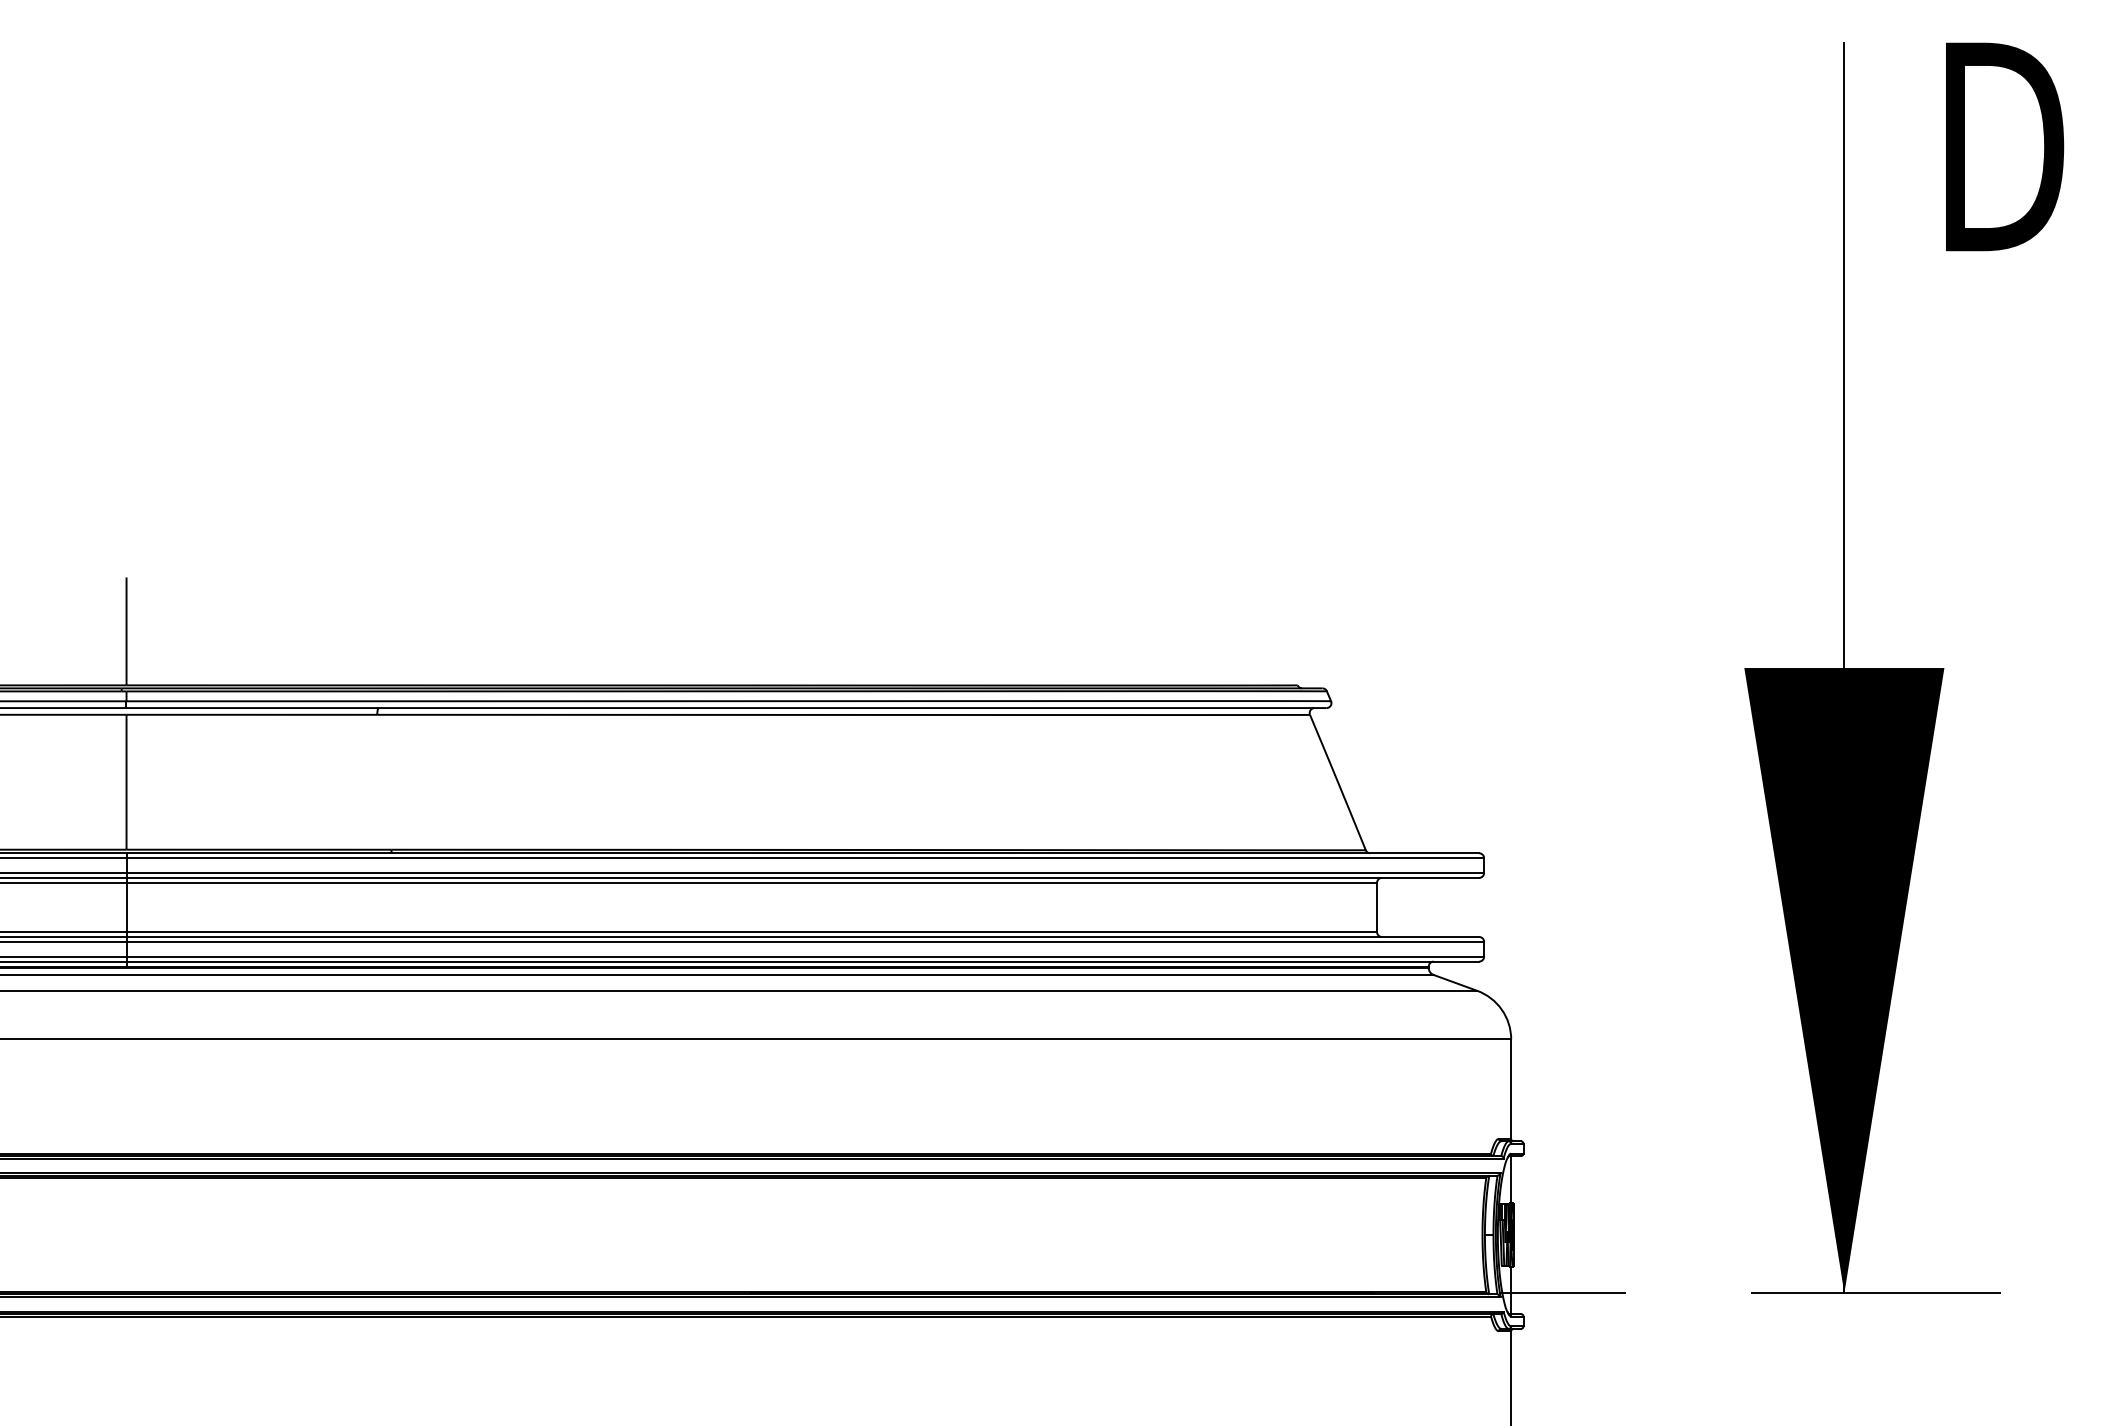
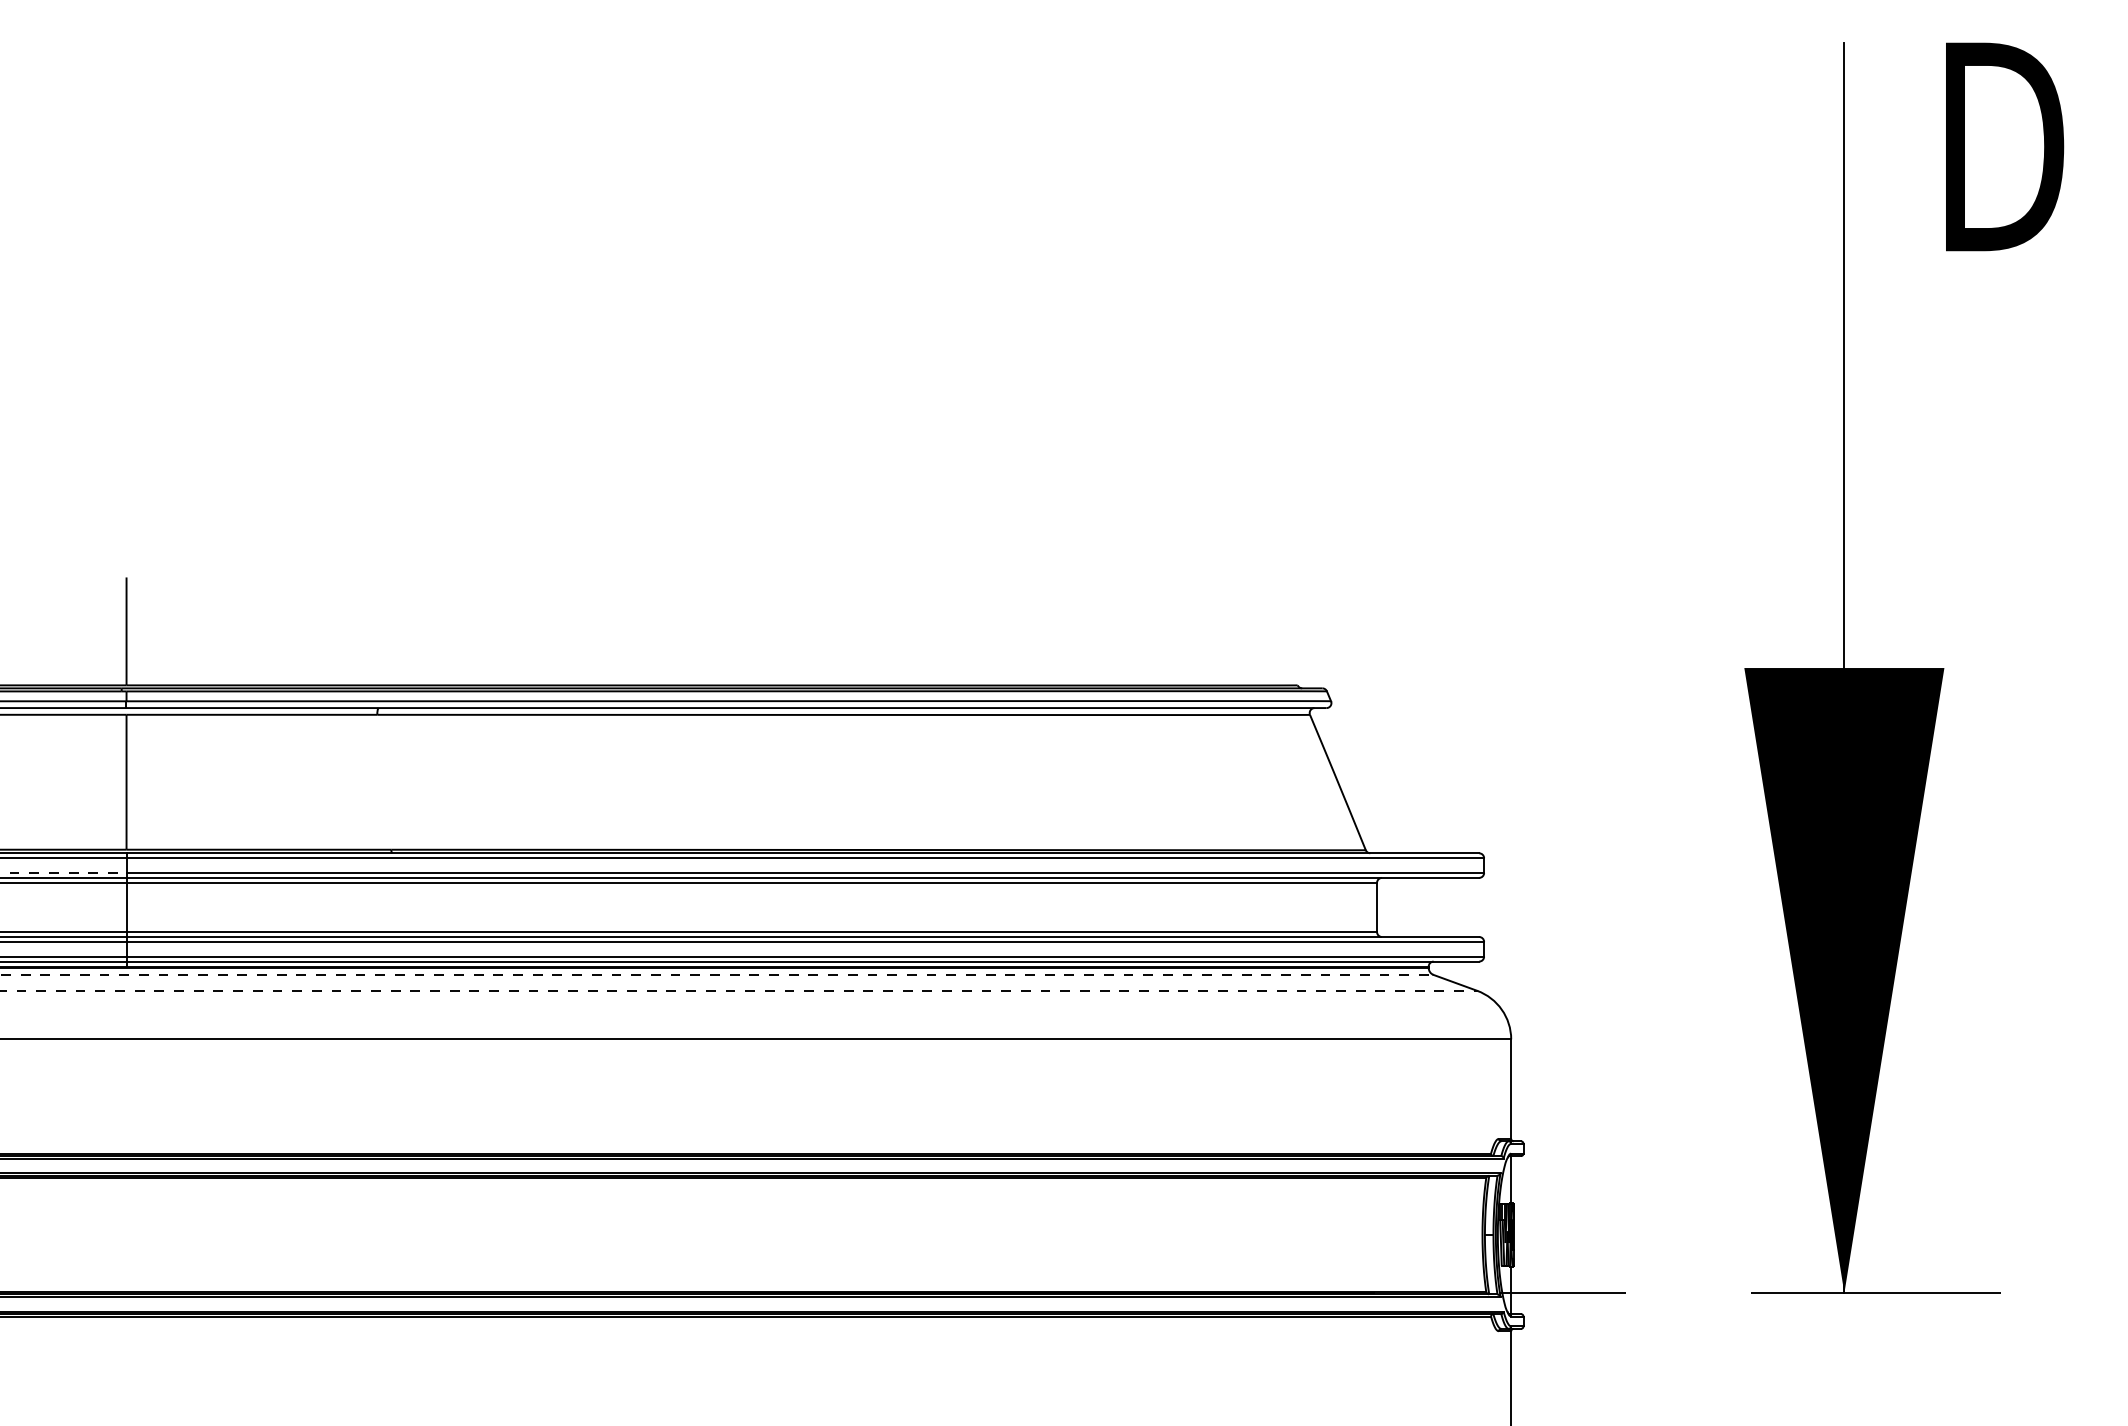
line: solid -> dashed (63, 872)
line: solid -> dashed (716, 974)
line: solid -> dashed (739, 990)
